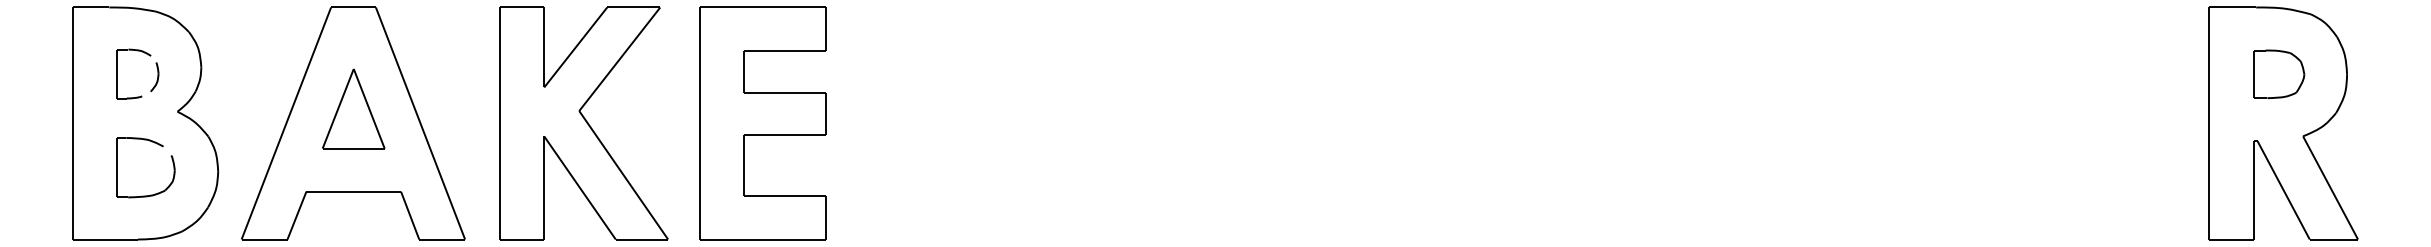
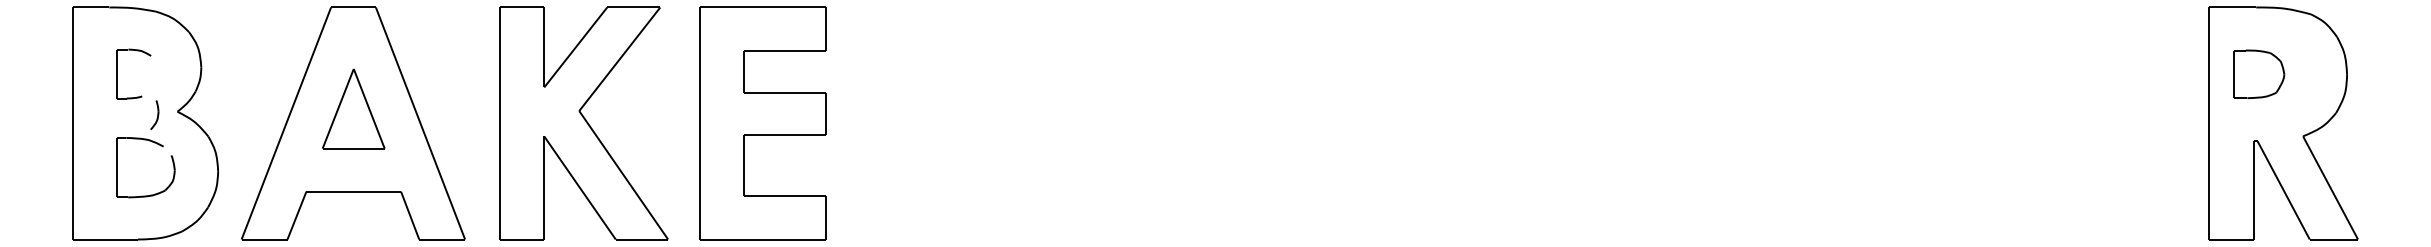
part position: (2279, 73) -> (2259, 73) (2259, 73)
part position: (154, 77) -> (154, 115) (154, 115)
